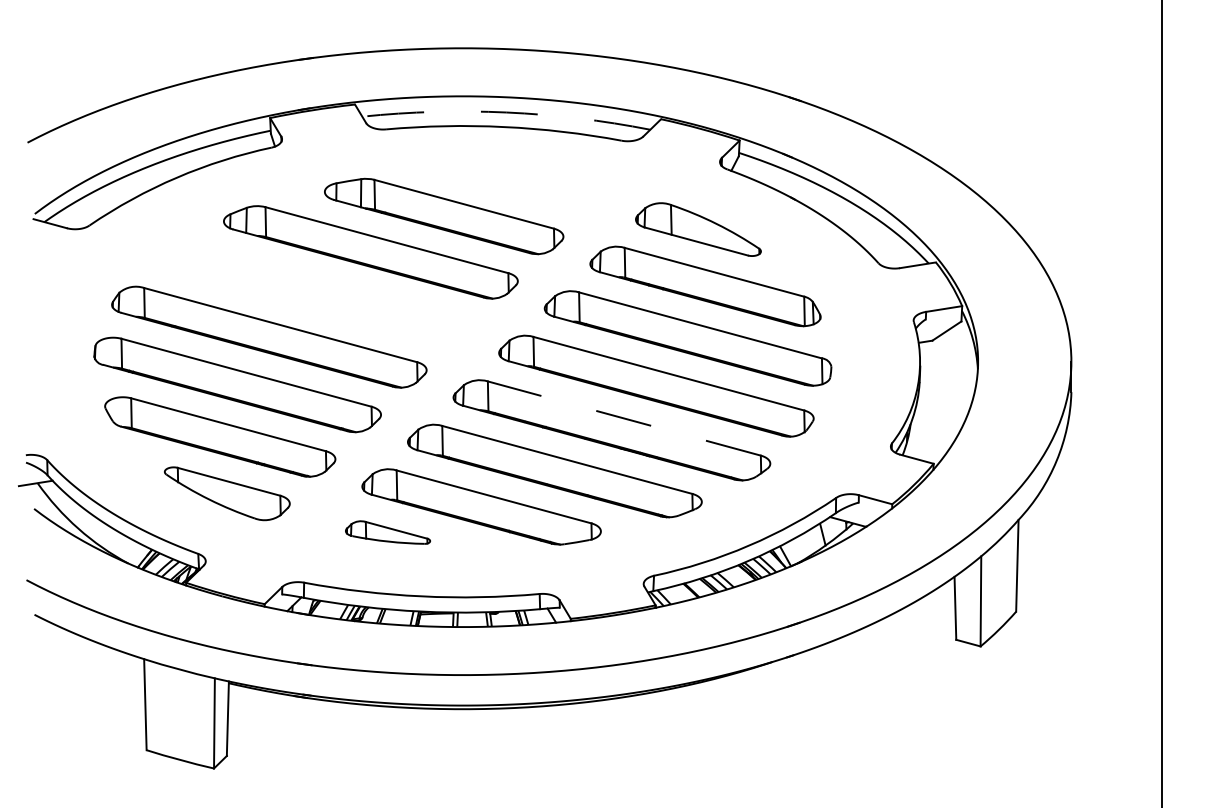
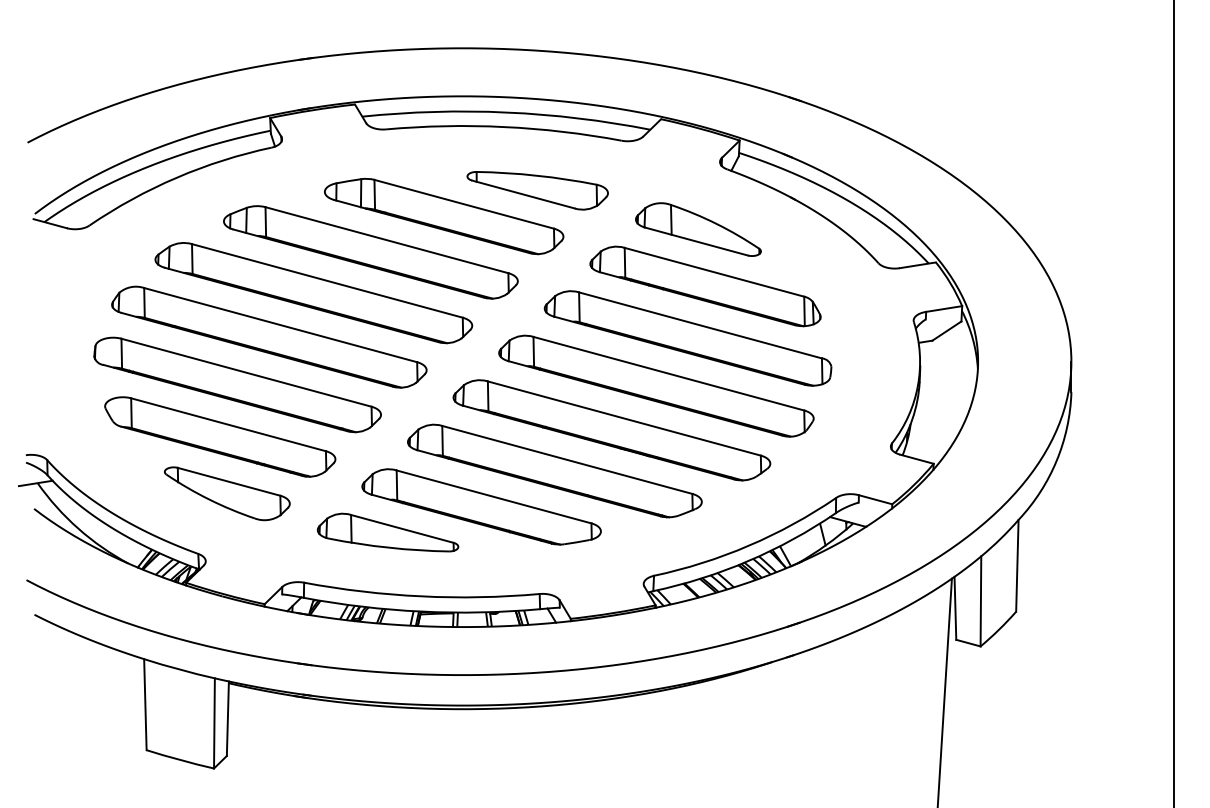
arc: dashed -> solid (506, 112)
part: none -> present (537, 190)
part: none -> present (313, 293)
line position: (1161, 403) -> (1173, 403) (1173, 403)
line: dashed -> solid (623, 418)
part size: 86x25 px -> 144x41 px (387, 532)
line: none -> present (944, 691)
